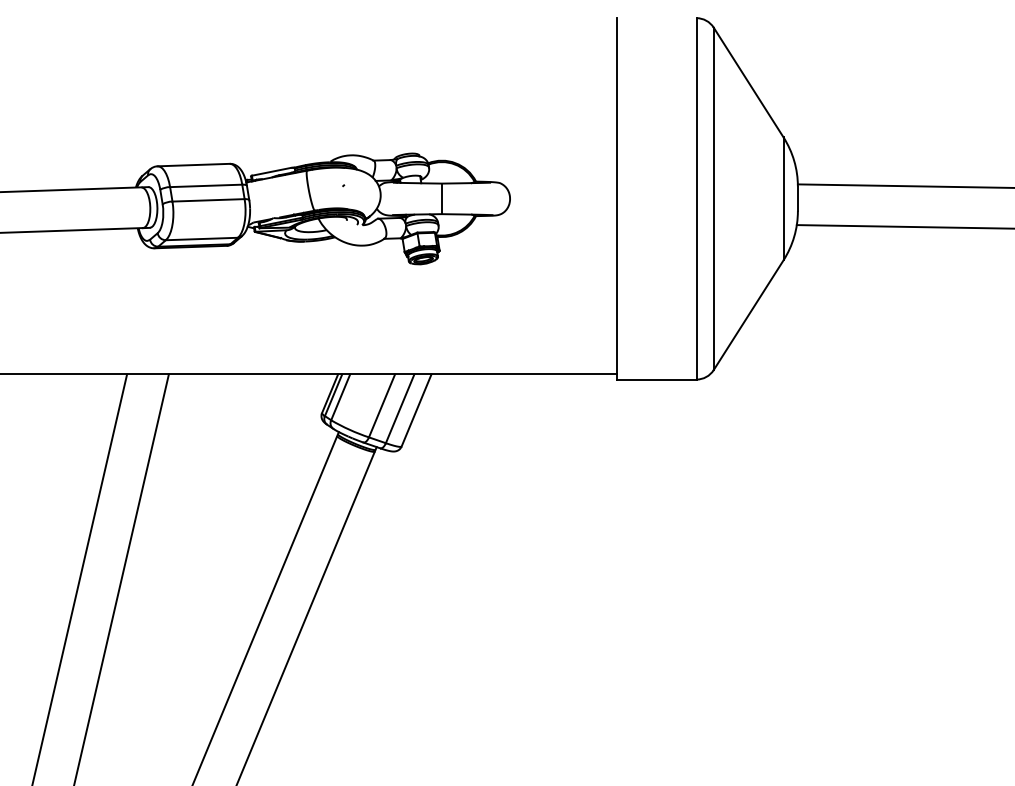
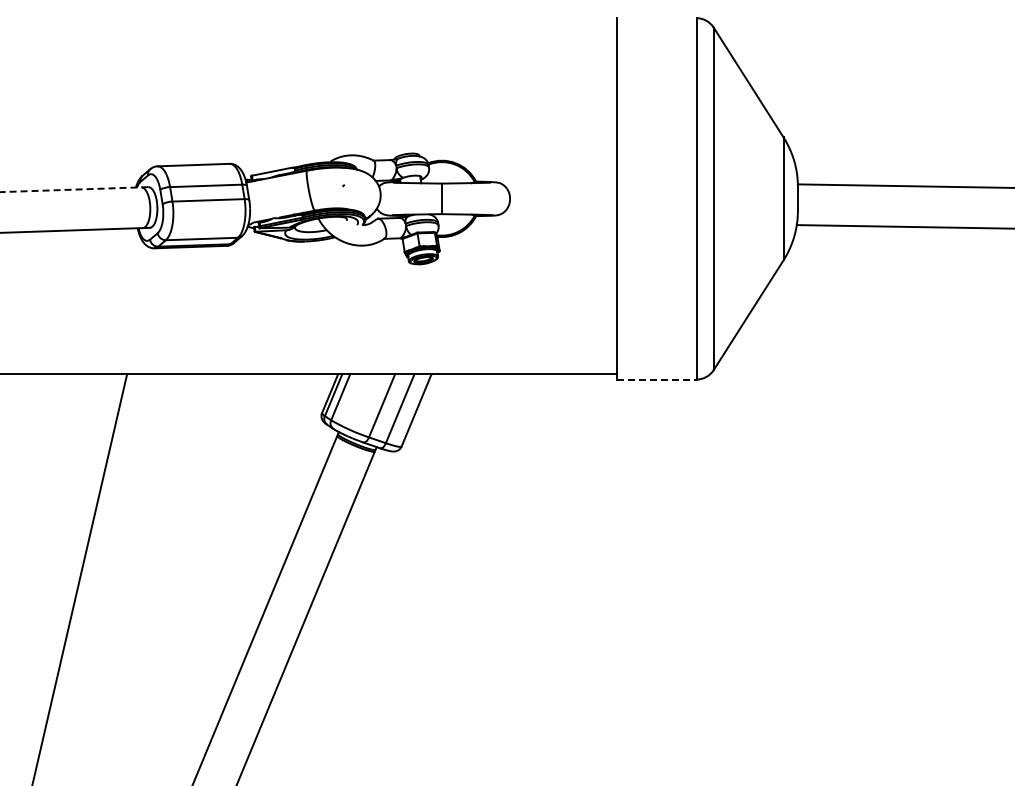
line: solid -> dashed (74, 189)
line: solid -> dashed (656, 379)
line: present -> none (121, 578)
